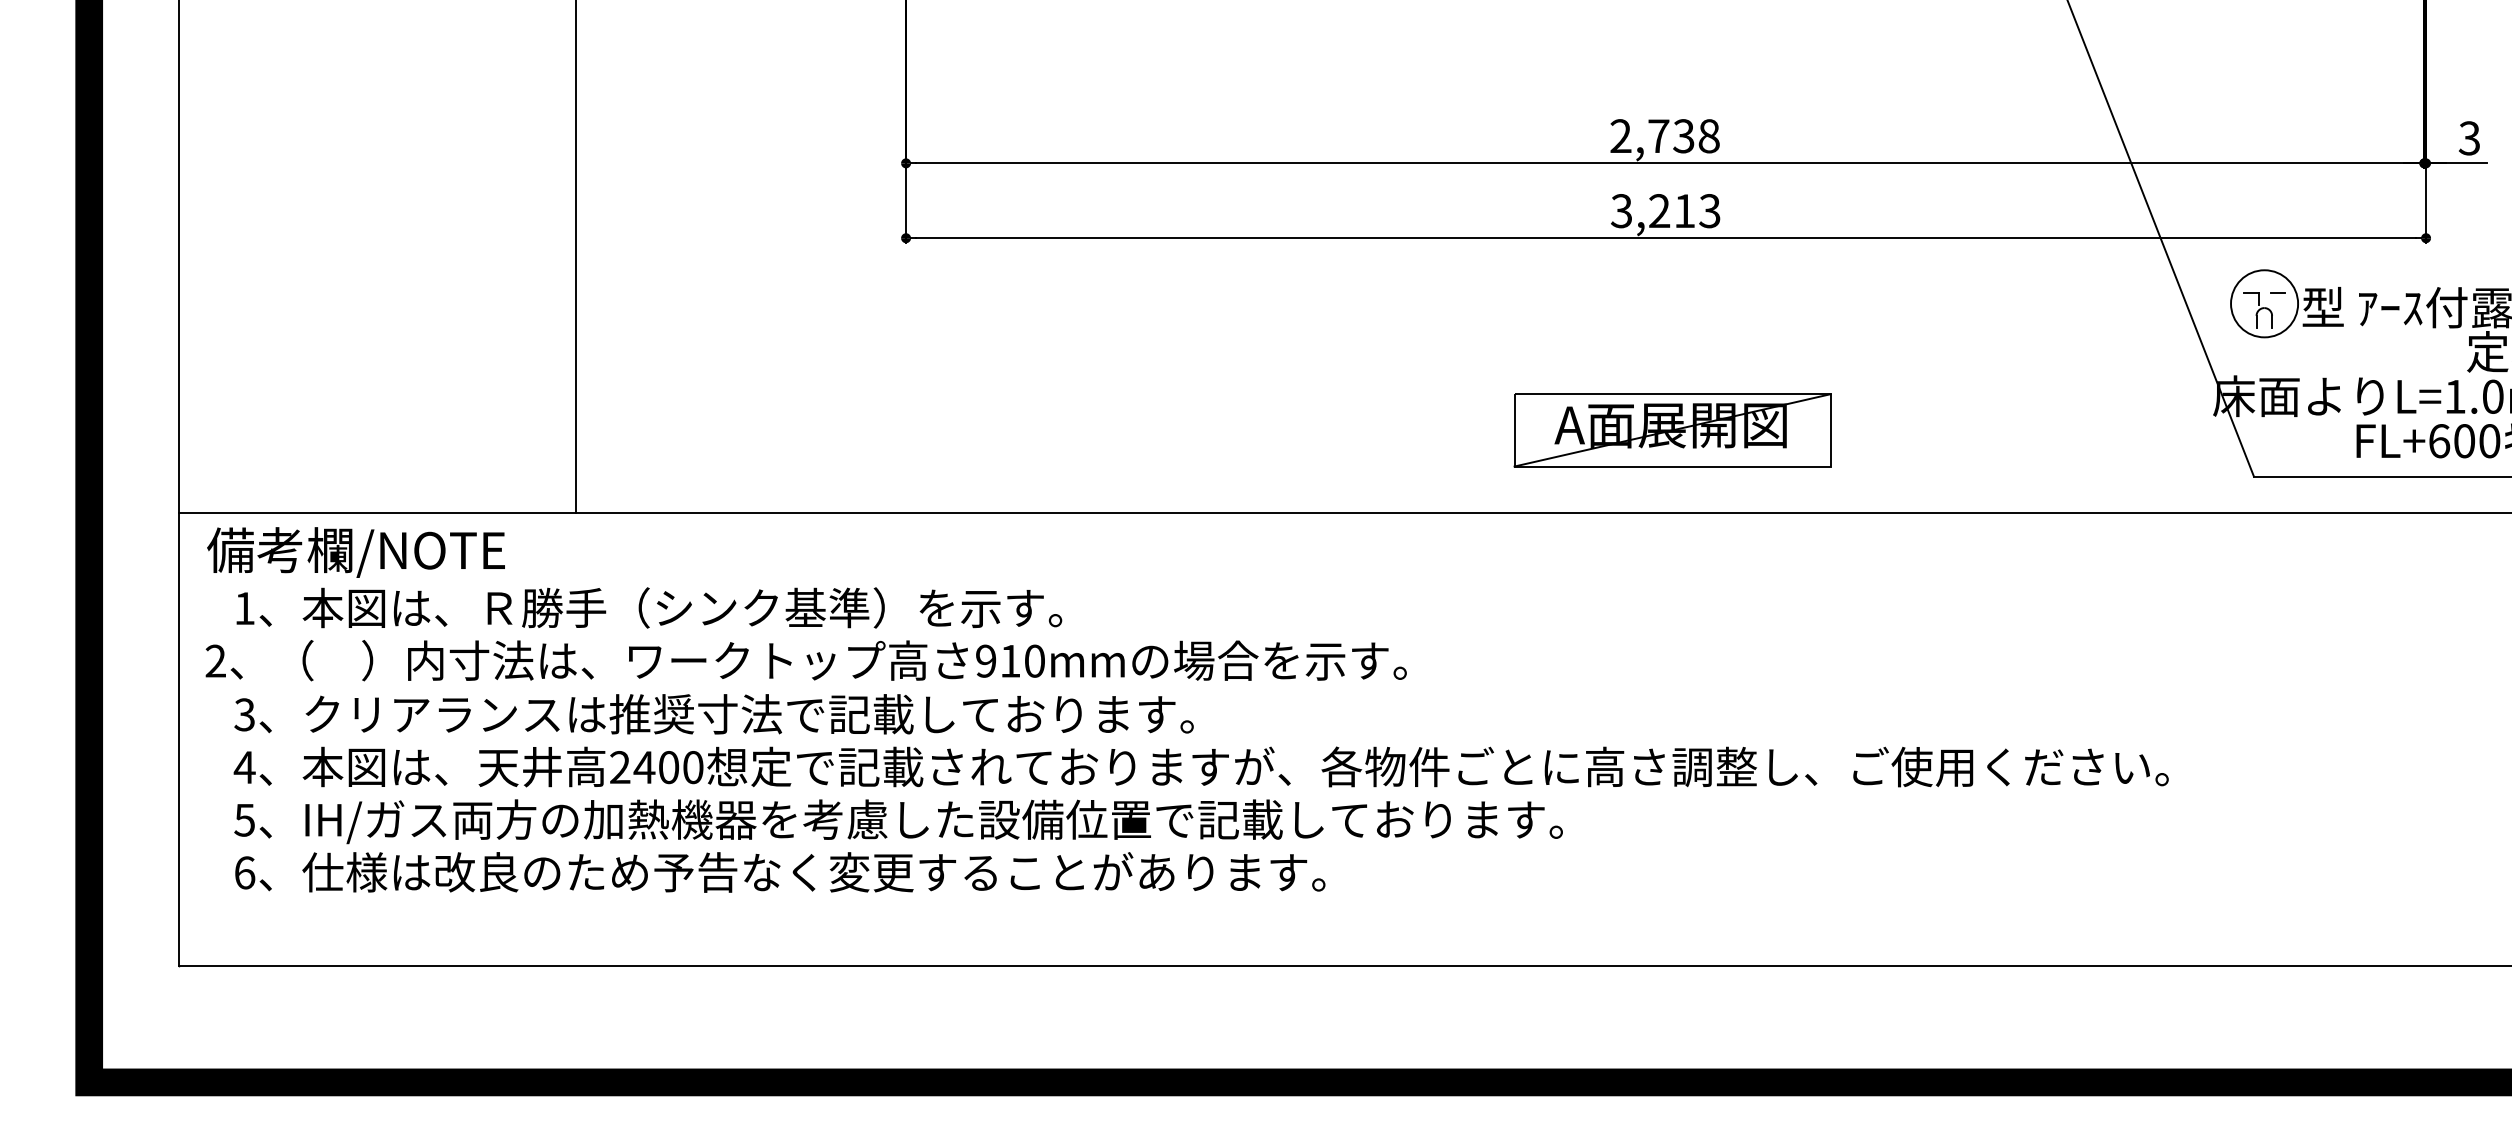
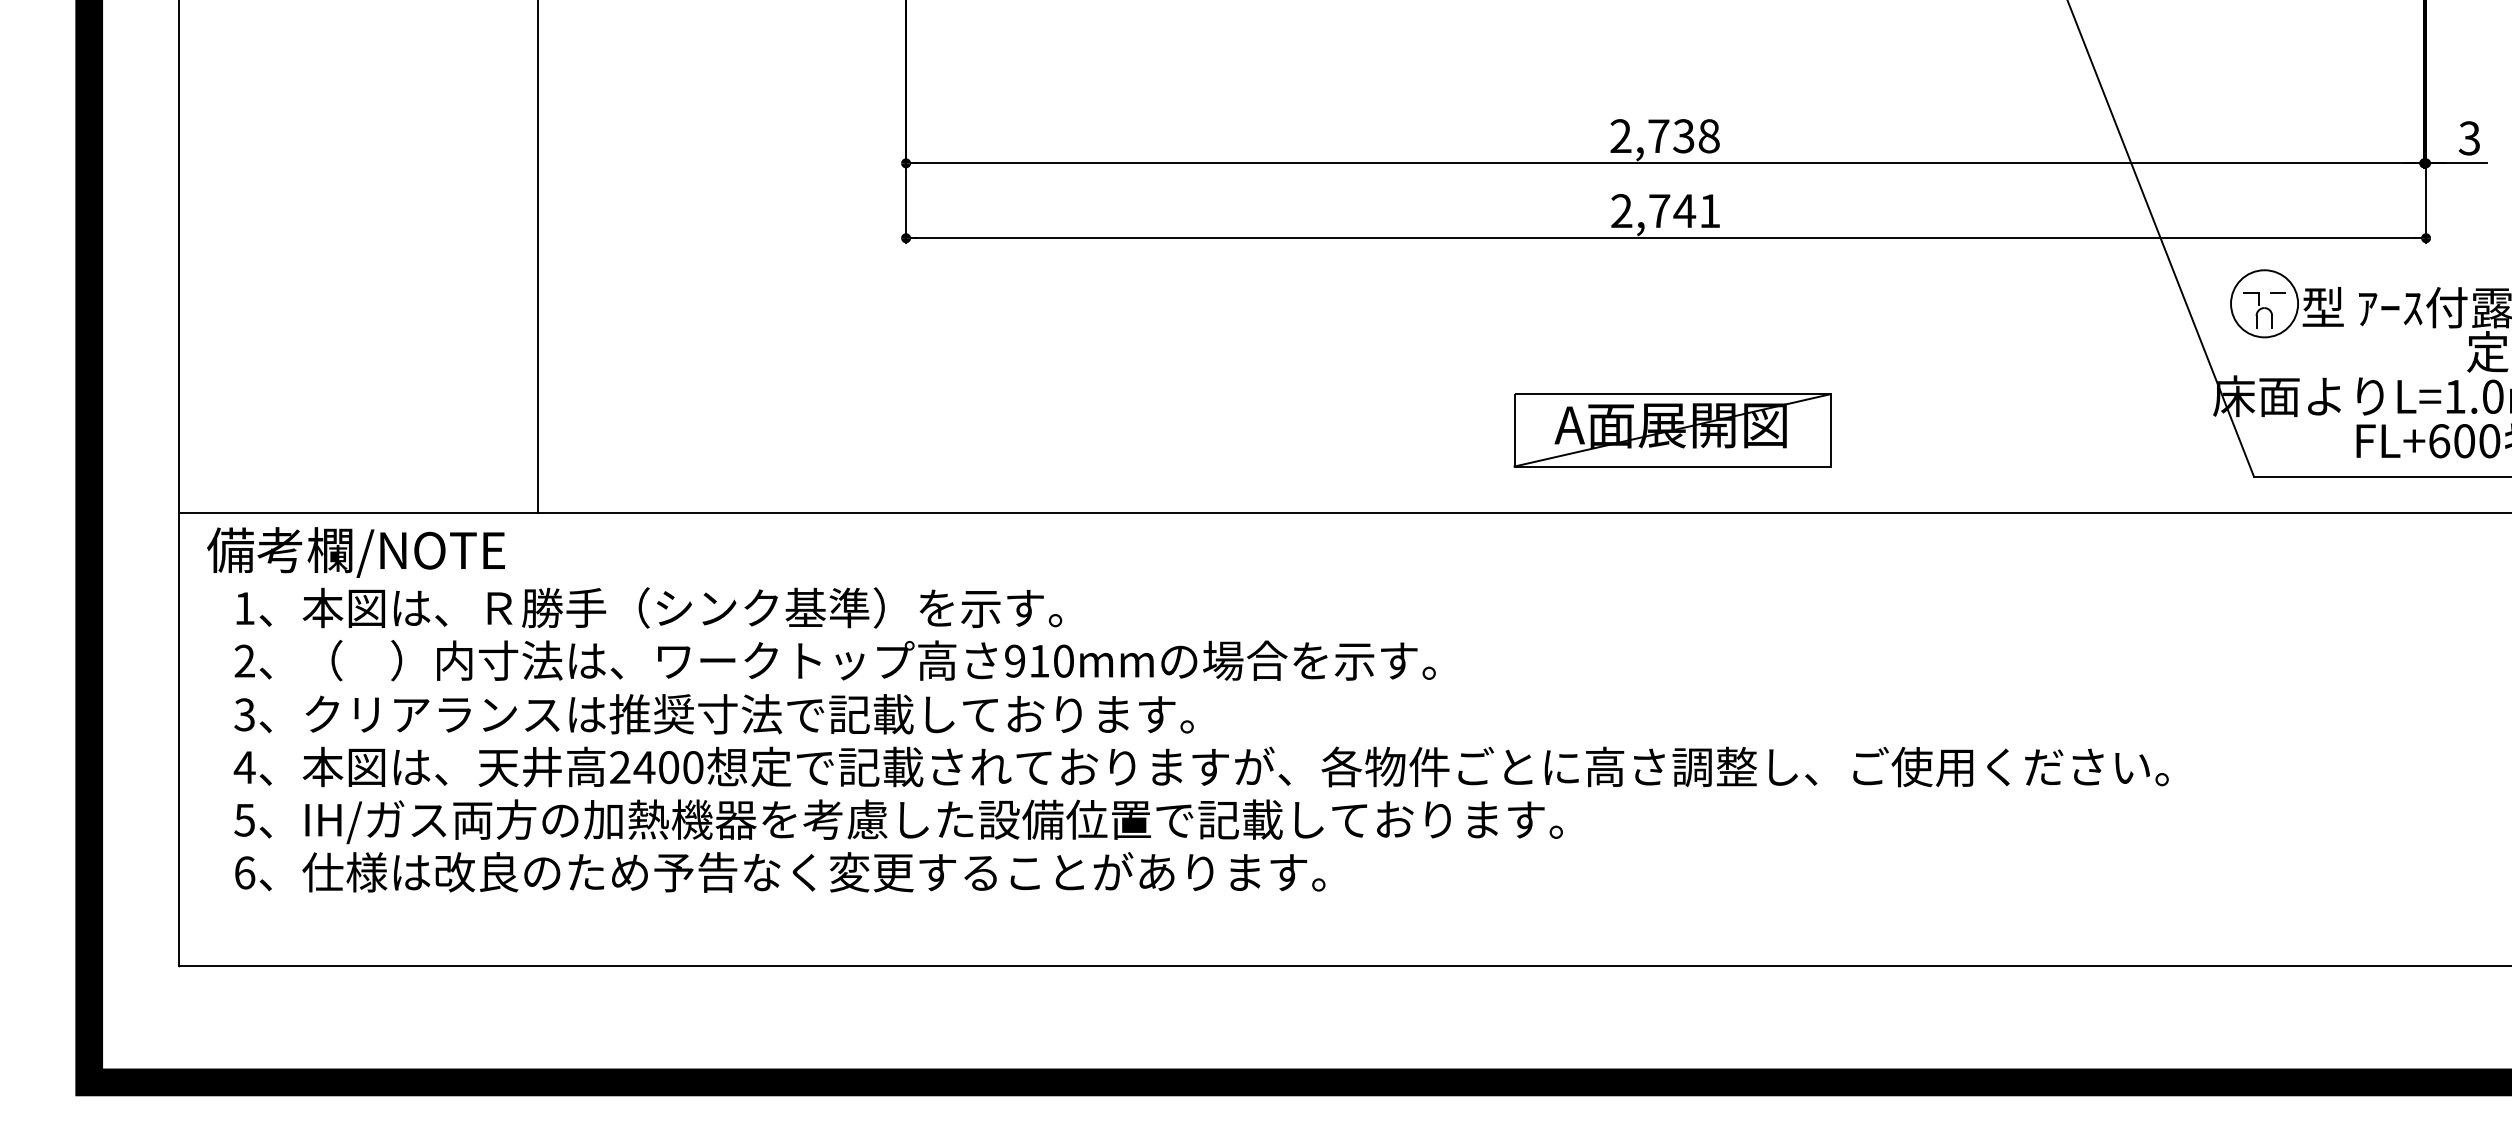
text: 3,213 -> 2,741 (1665, 211)
line position: (576, 257) -> (538, 257) (538, 257)
text position: (805, 660) -> (834, 660) (834, 660)
